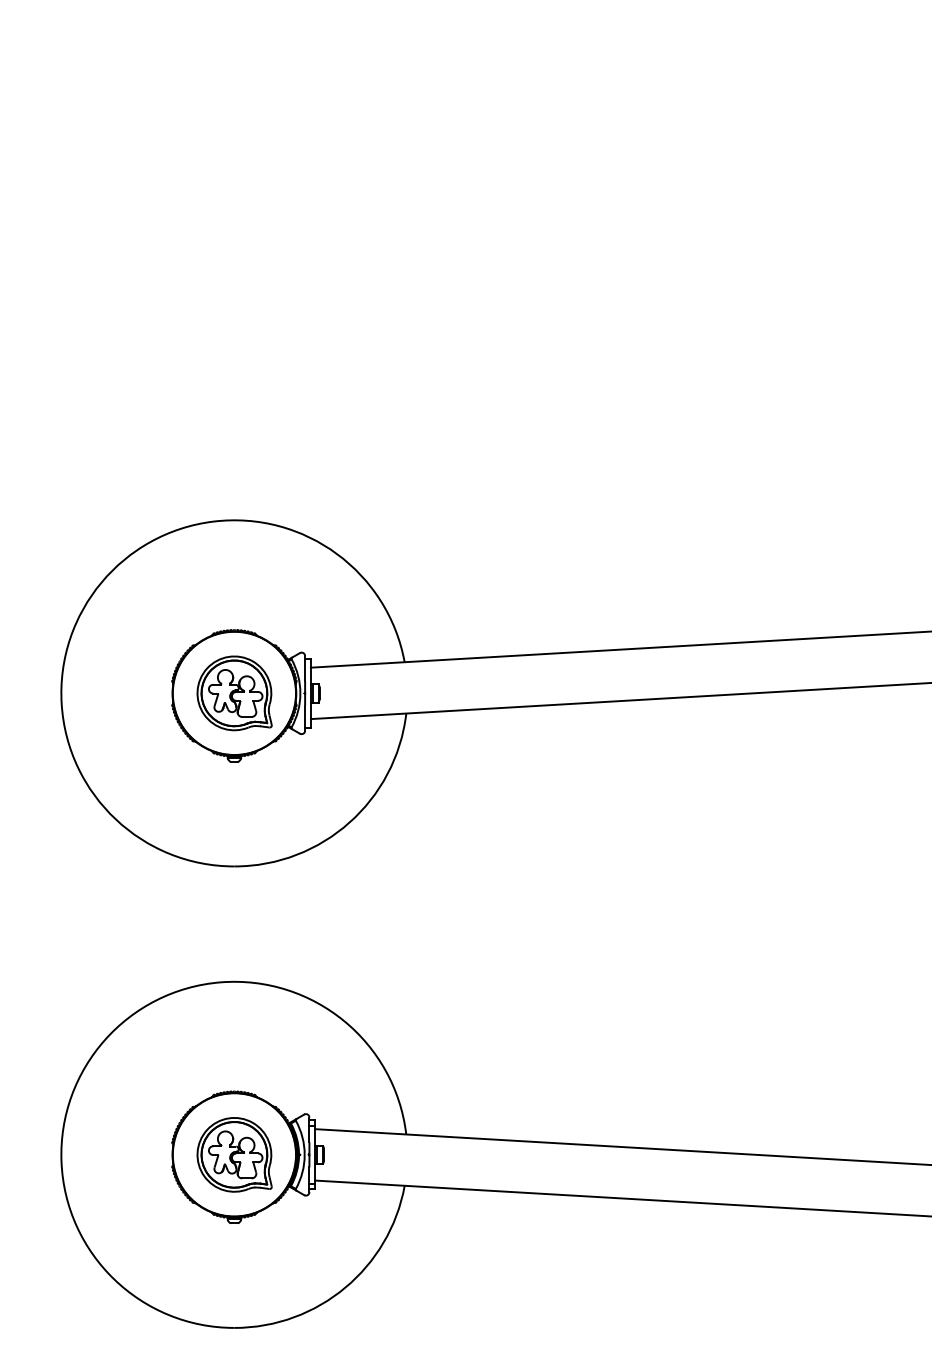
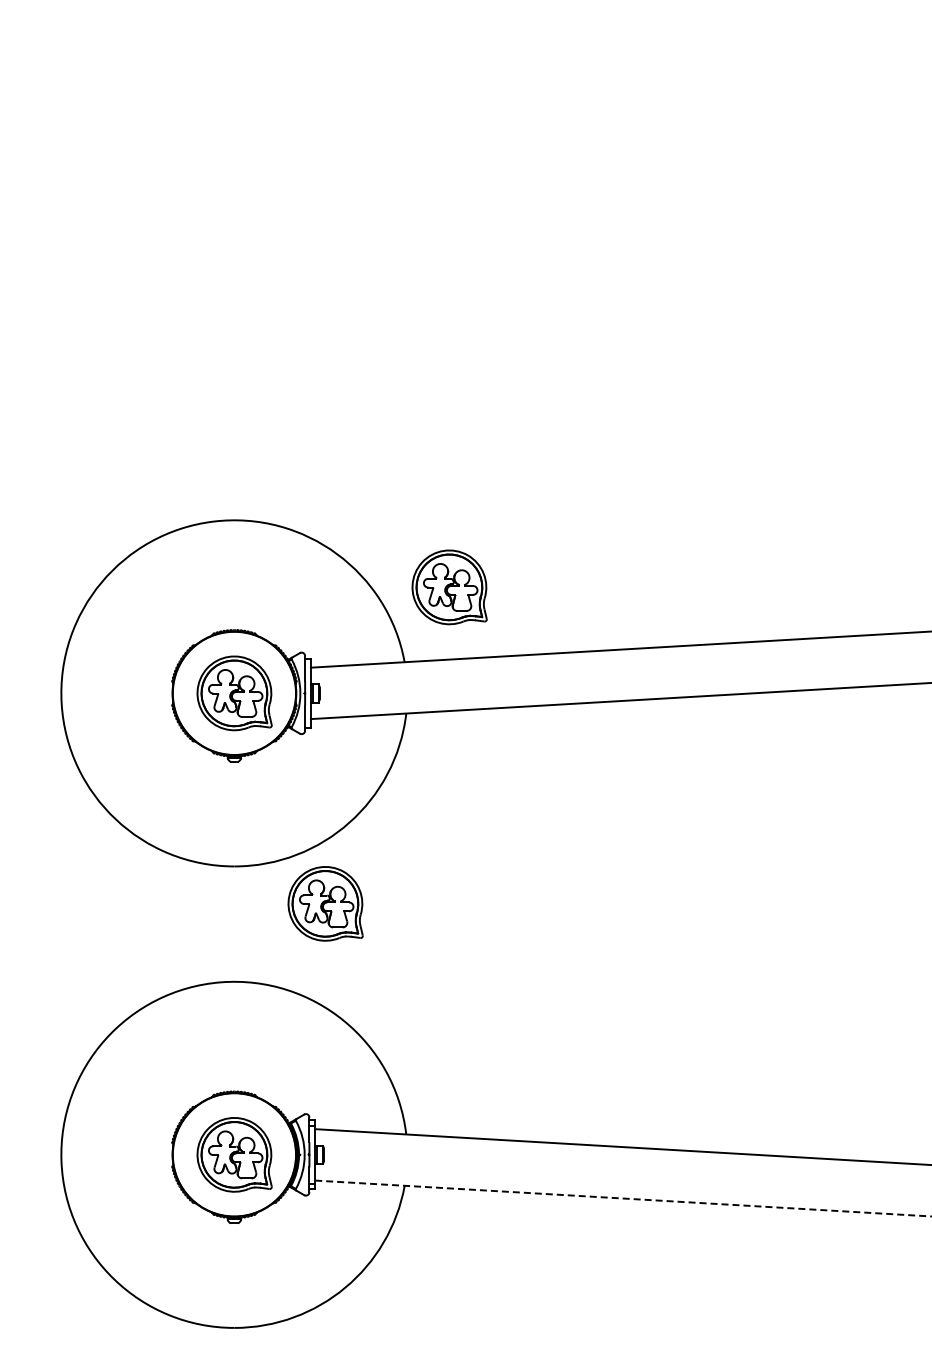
part: none -> present (449, 587)
part: none -> present (325, 903)
line: solid -> dashed (623, 1198)
